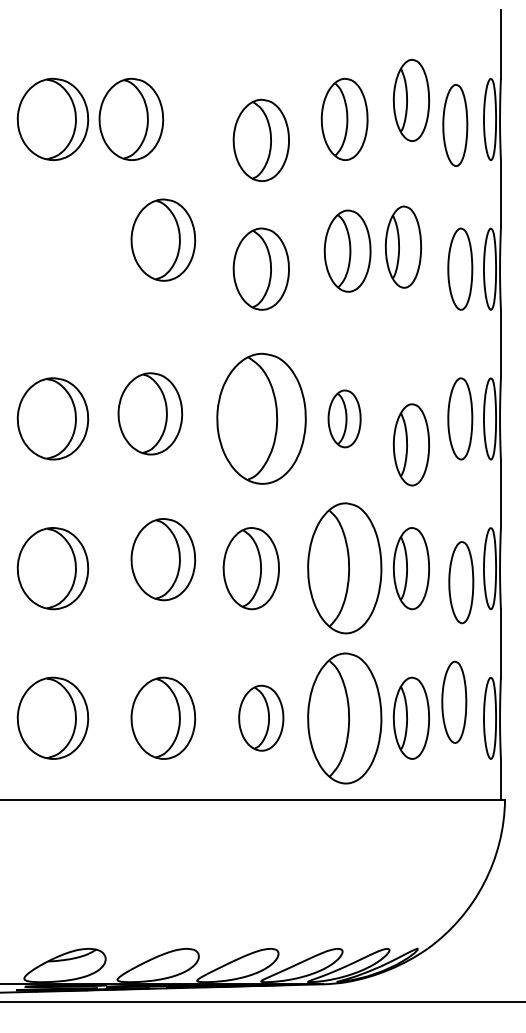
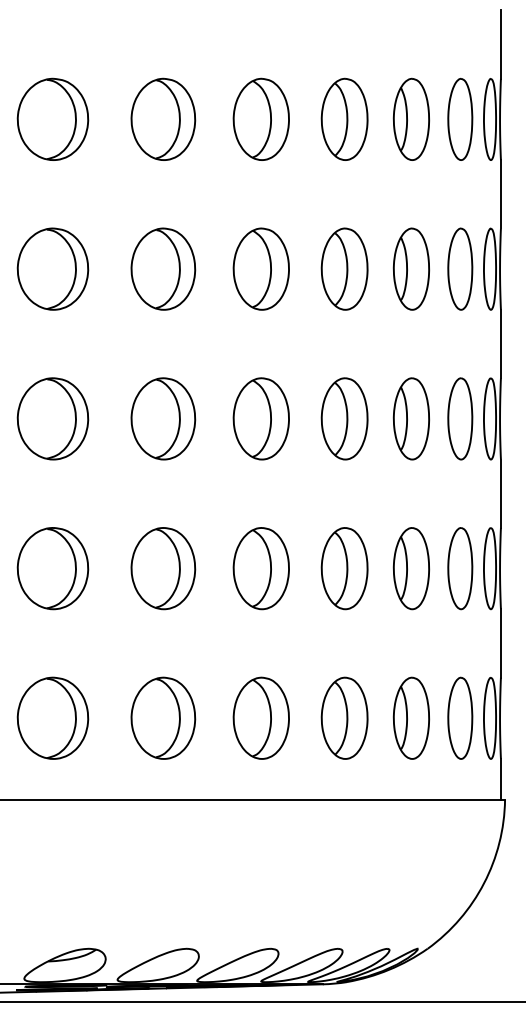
part position: (410, 99) -> (410, 118) (410, 118)
part position: (131, 118) -> (163, 118) (163, 118)
part position: (455, 124) -> (460, 118) (460, 118)
part position: (260, 139) -> (260, 118) (260, 118)
part position: (163, 239) -> (163, 268) (163, 268)
part position: (402, 246) -> (410, 268) (410, 268)
part position: (347, 250) -> (344, 268) (344, 268)
part: none -> present (52, 268)
part position: (150, 413) -> (163, 418) (163, 418)
part size: 91x133 px -> 58x84 px (260, 418)
part size: 35x60 px -> 49x84 px (344, 418)
part position: (410, 444) -> (410, 418) (410, 418)
part position: (163, 559) -> (163, 568) (163, 568)
part position: (250, 568) -> (260, 568) (260, 568)
part size: 76x133 px -> 49x84 px (344, 568)
part position: (461, 582) -> (460, 568) (460, 568)
part position: (454, 701) -> (460, 717) (460, 717)
part size: 47x68 px -> 58x84 px (260, 717)
part size: 76x133 px -> 49x84 px (344, 717)
